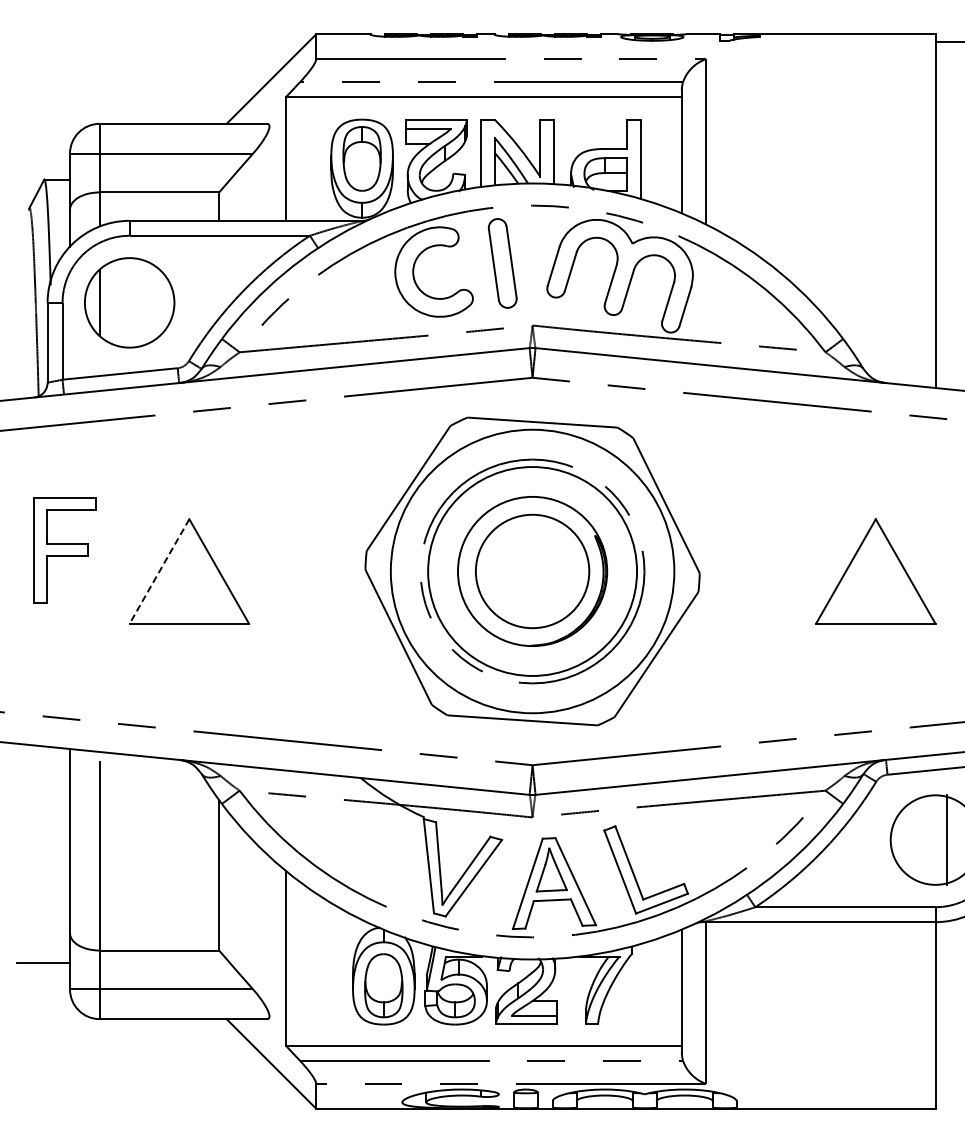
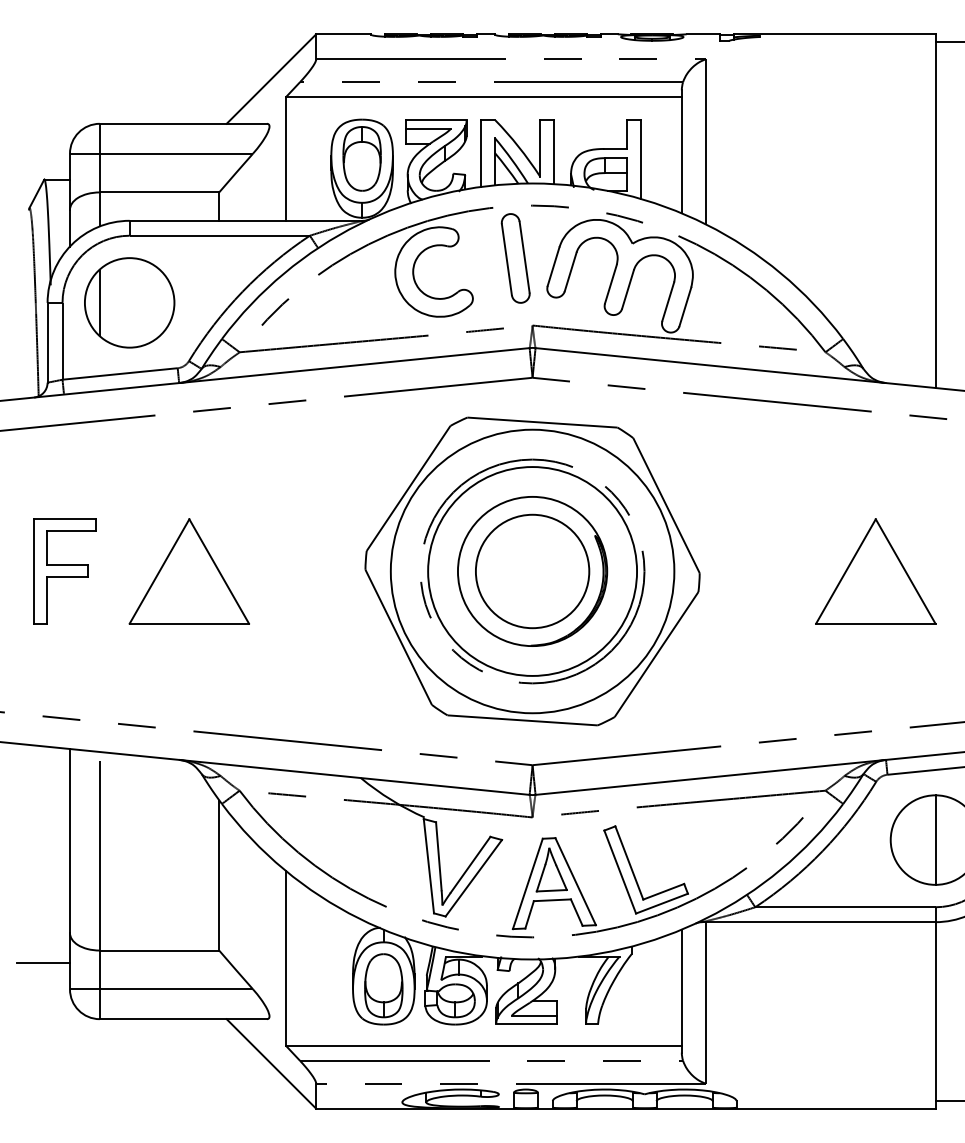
part position: (502, 263) -> (515, 258) (515, 258)
part position: (64, 550) -> (64, 571) (64, 571)
line: dashed -> solid (159, 571)
line position: (946, 839) -> (935, 839) (935, 839)
line: none -> present (948, 1101)
